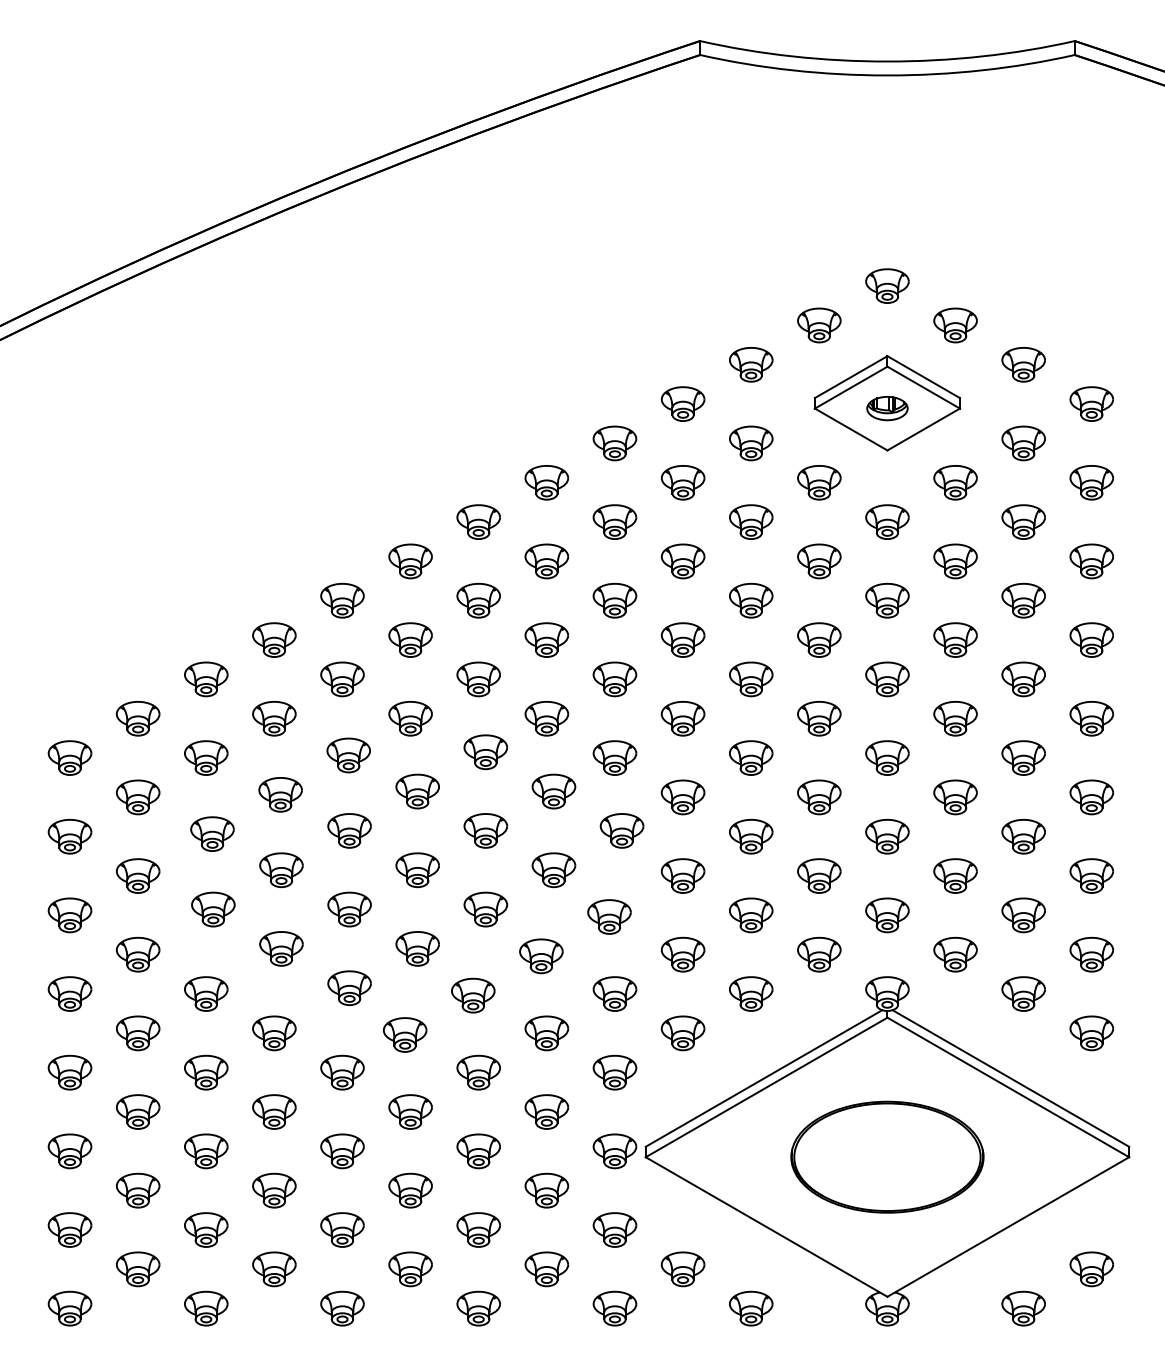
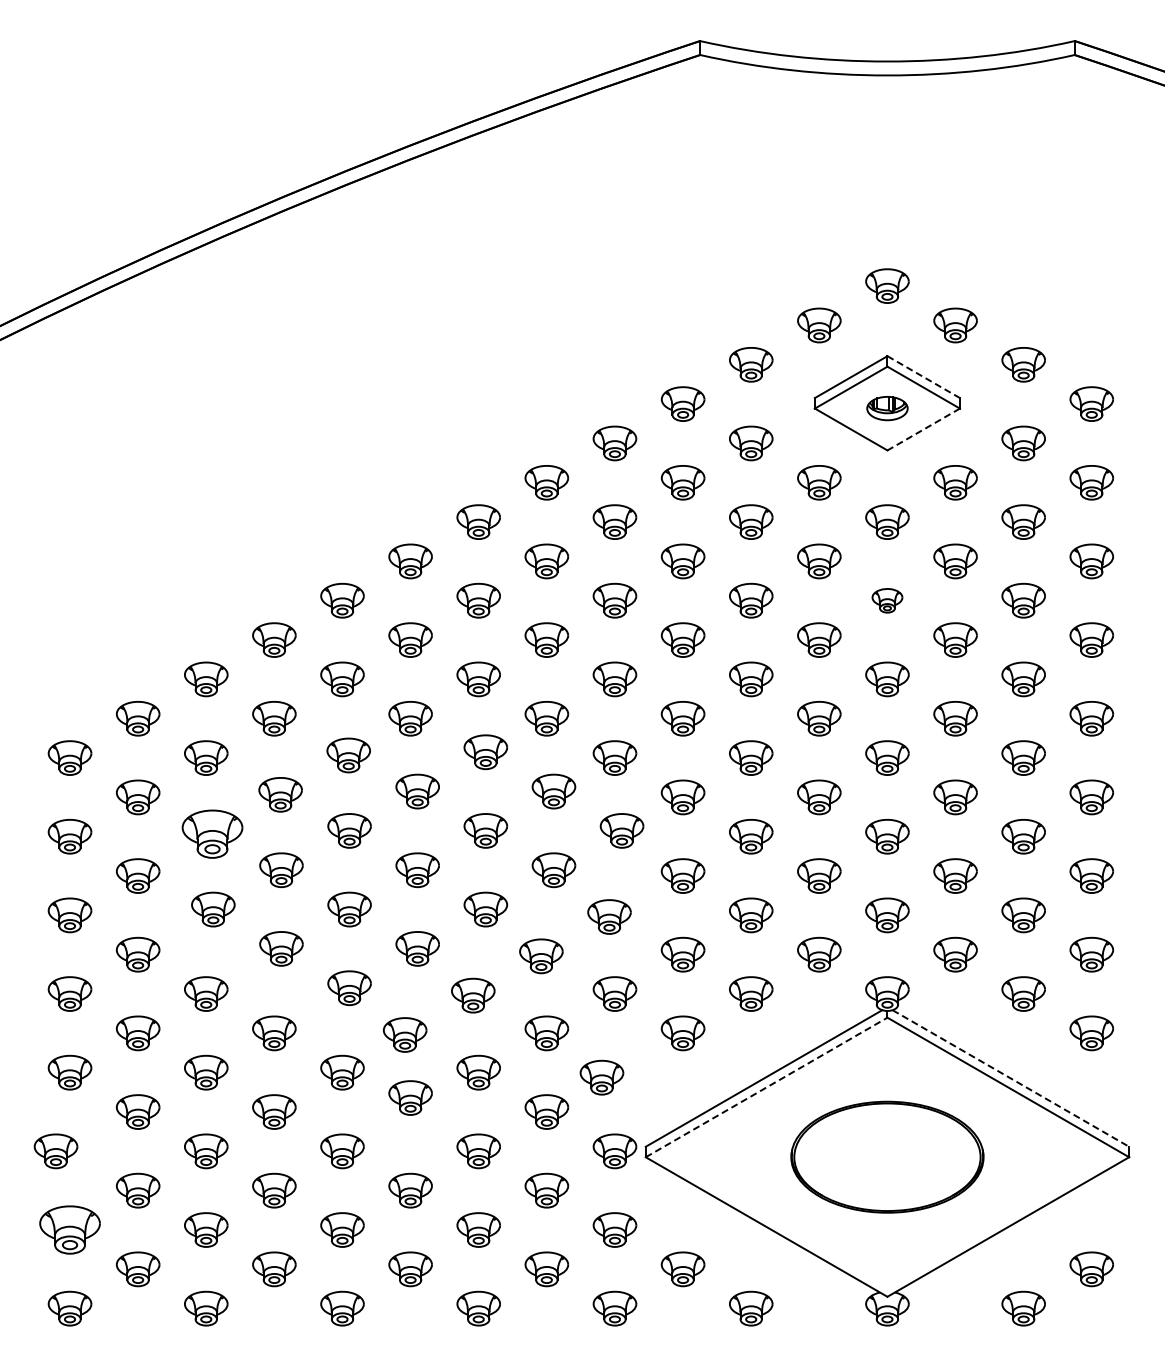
line: solid -> dashed (923, 377)
line: solid -> dashed (923, 429)
part size: 45x36 px -> 33x26 px (887, 600)
part size: 45x36 px -> 63x50 px (212, 833)
part position: (614, 1072) -> (601, 1077) (601, 1077)
line: solid -> dashed (1010, 1078)
line: solid -> dashed (766, 1087)
part position: (410, 1111) -> (410, 1097) (410, 1097)
part position: (69, 1151) -> (55, 1151) (55, 1151)
part size: 46x36 px -> 62x50 px (69, 1229)
